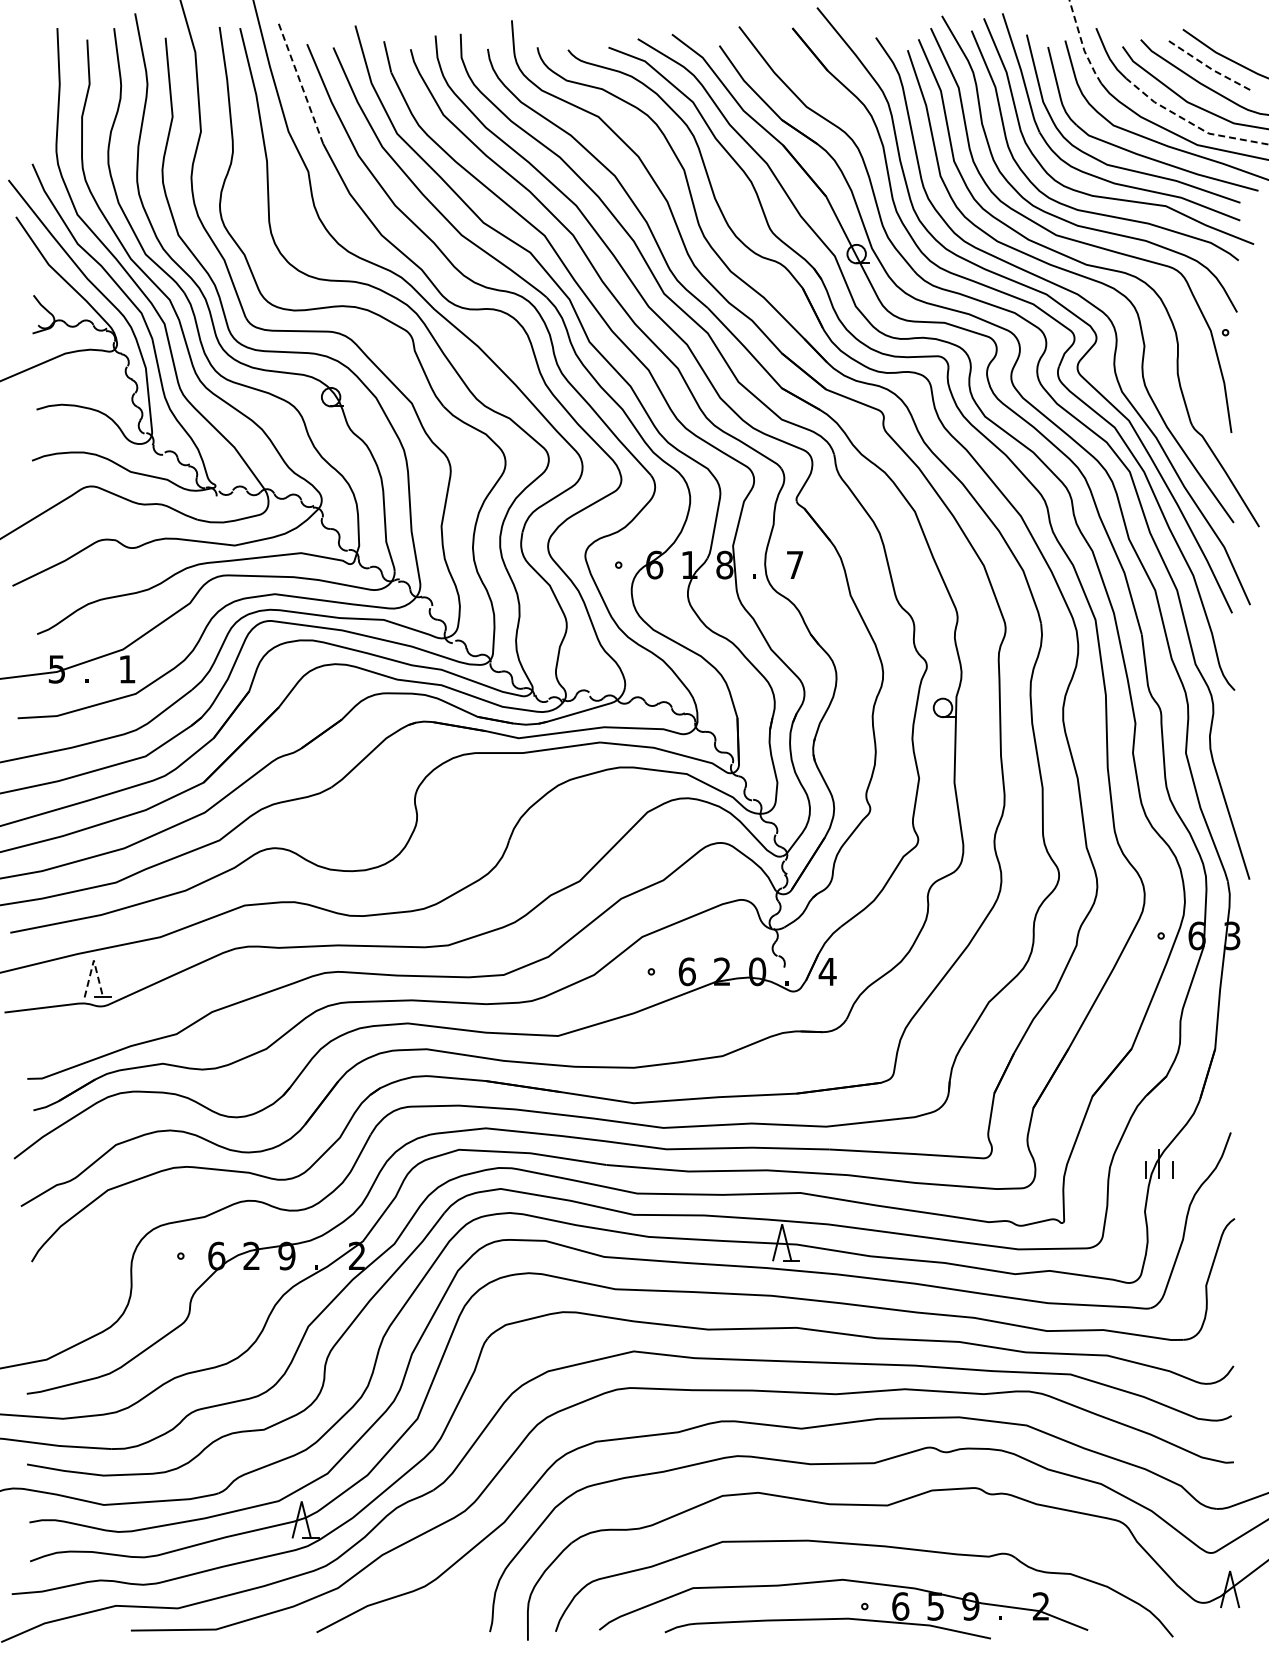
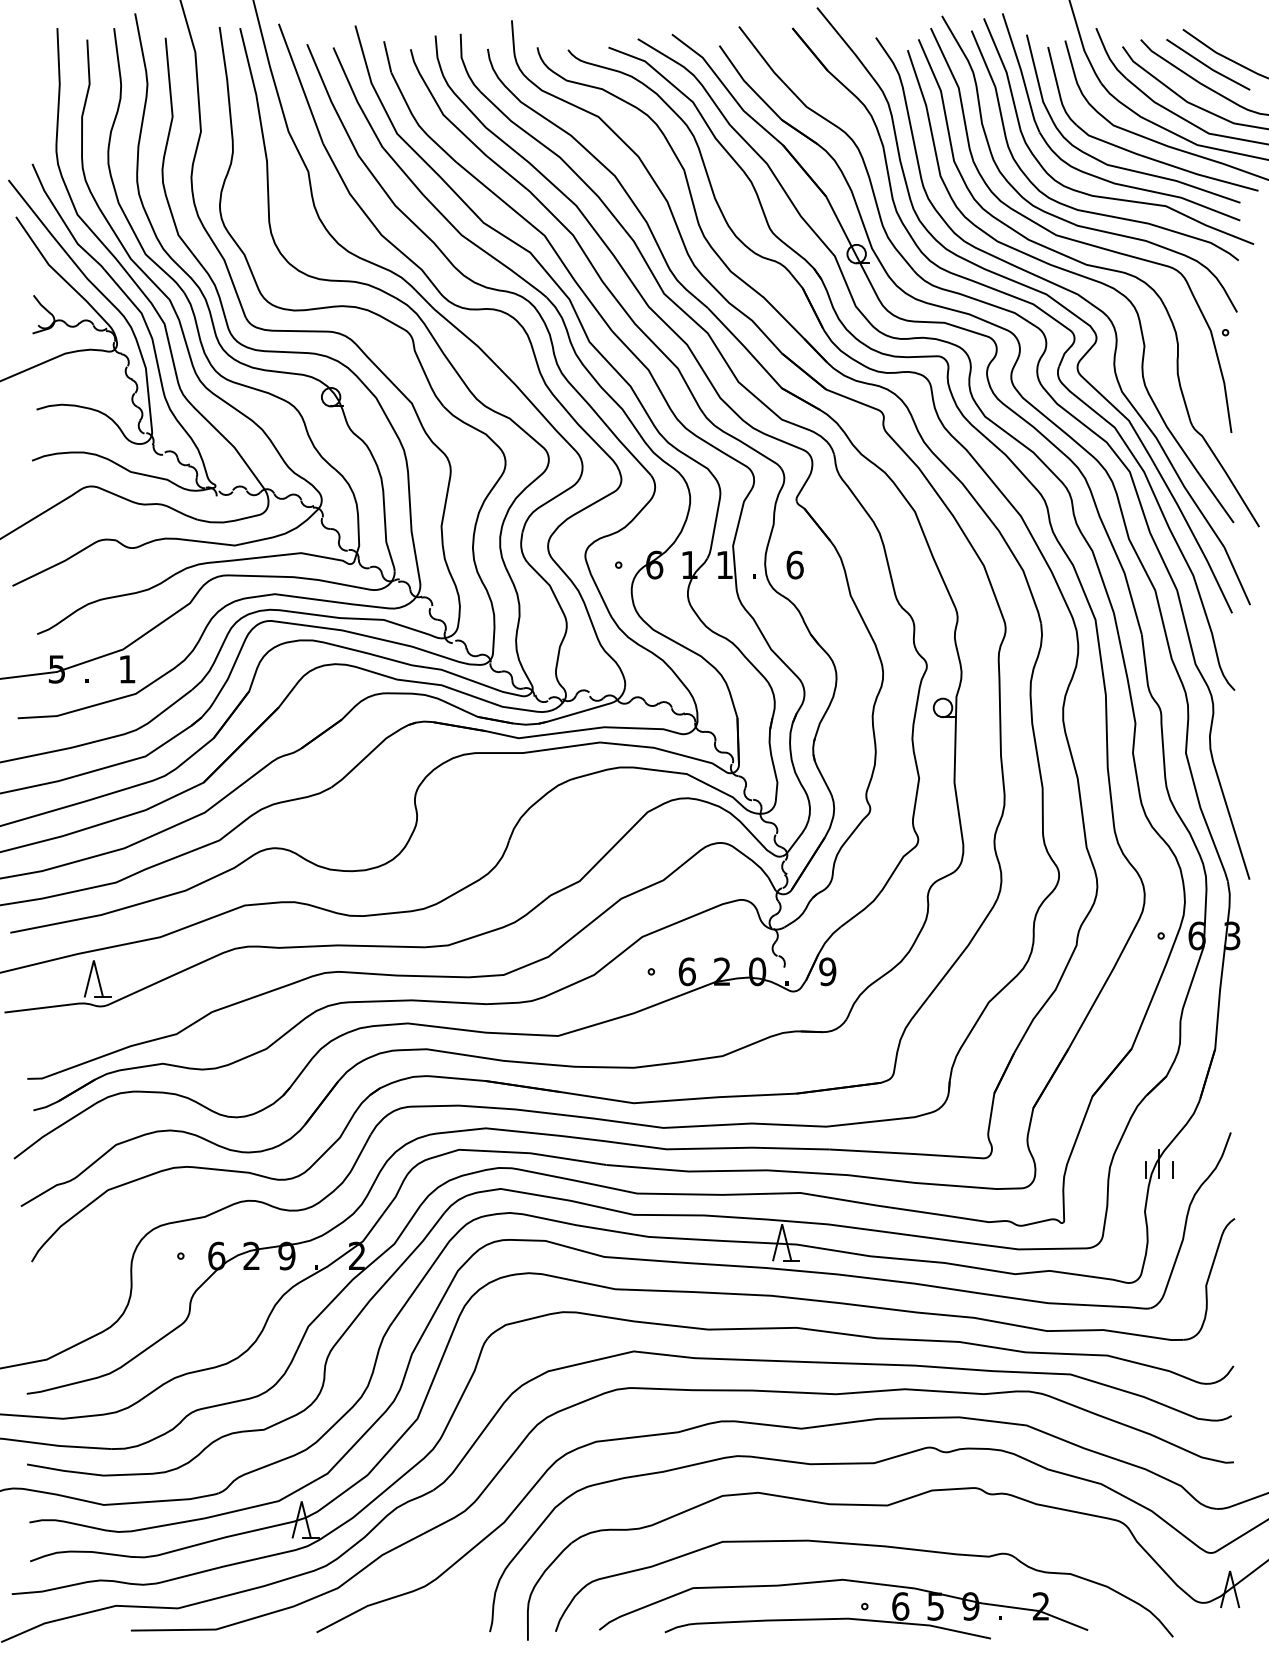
line: dashed -> solid (1082, 44)
line: dashed -> solid (1208, 66)
line: dashed -> solid (300, 83)
line: dashed -> solid (1191, 123)
text: 8 -> 1 (724, 564)
text: 7 -> 6 (794, 564)
line: dashed -> solid (93, 960)
text: 4 -> 9 (827, 971)
